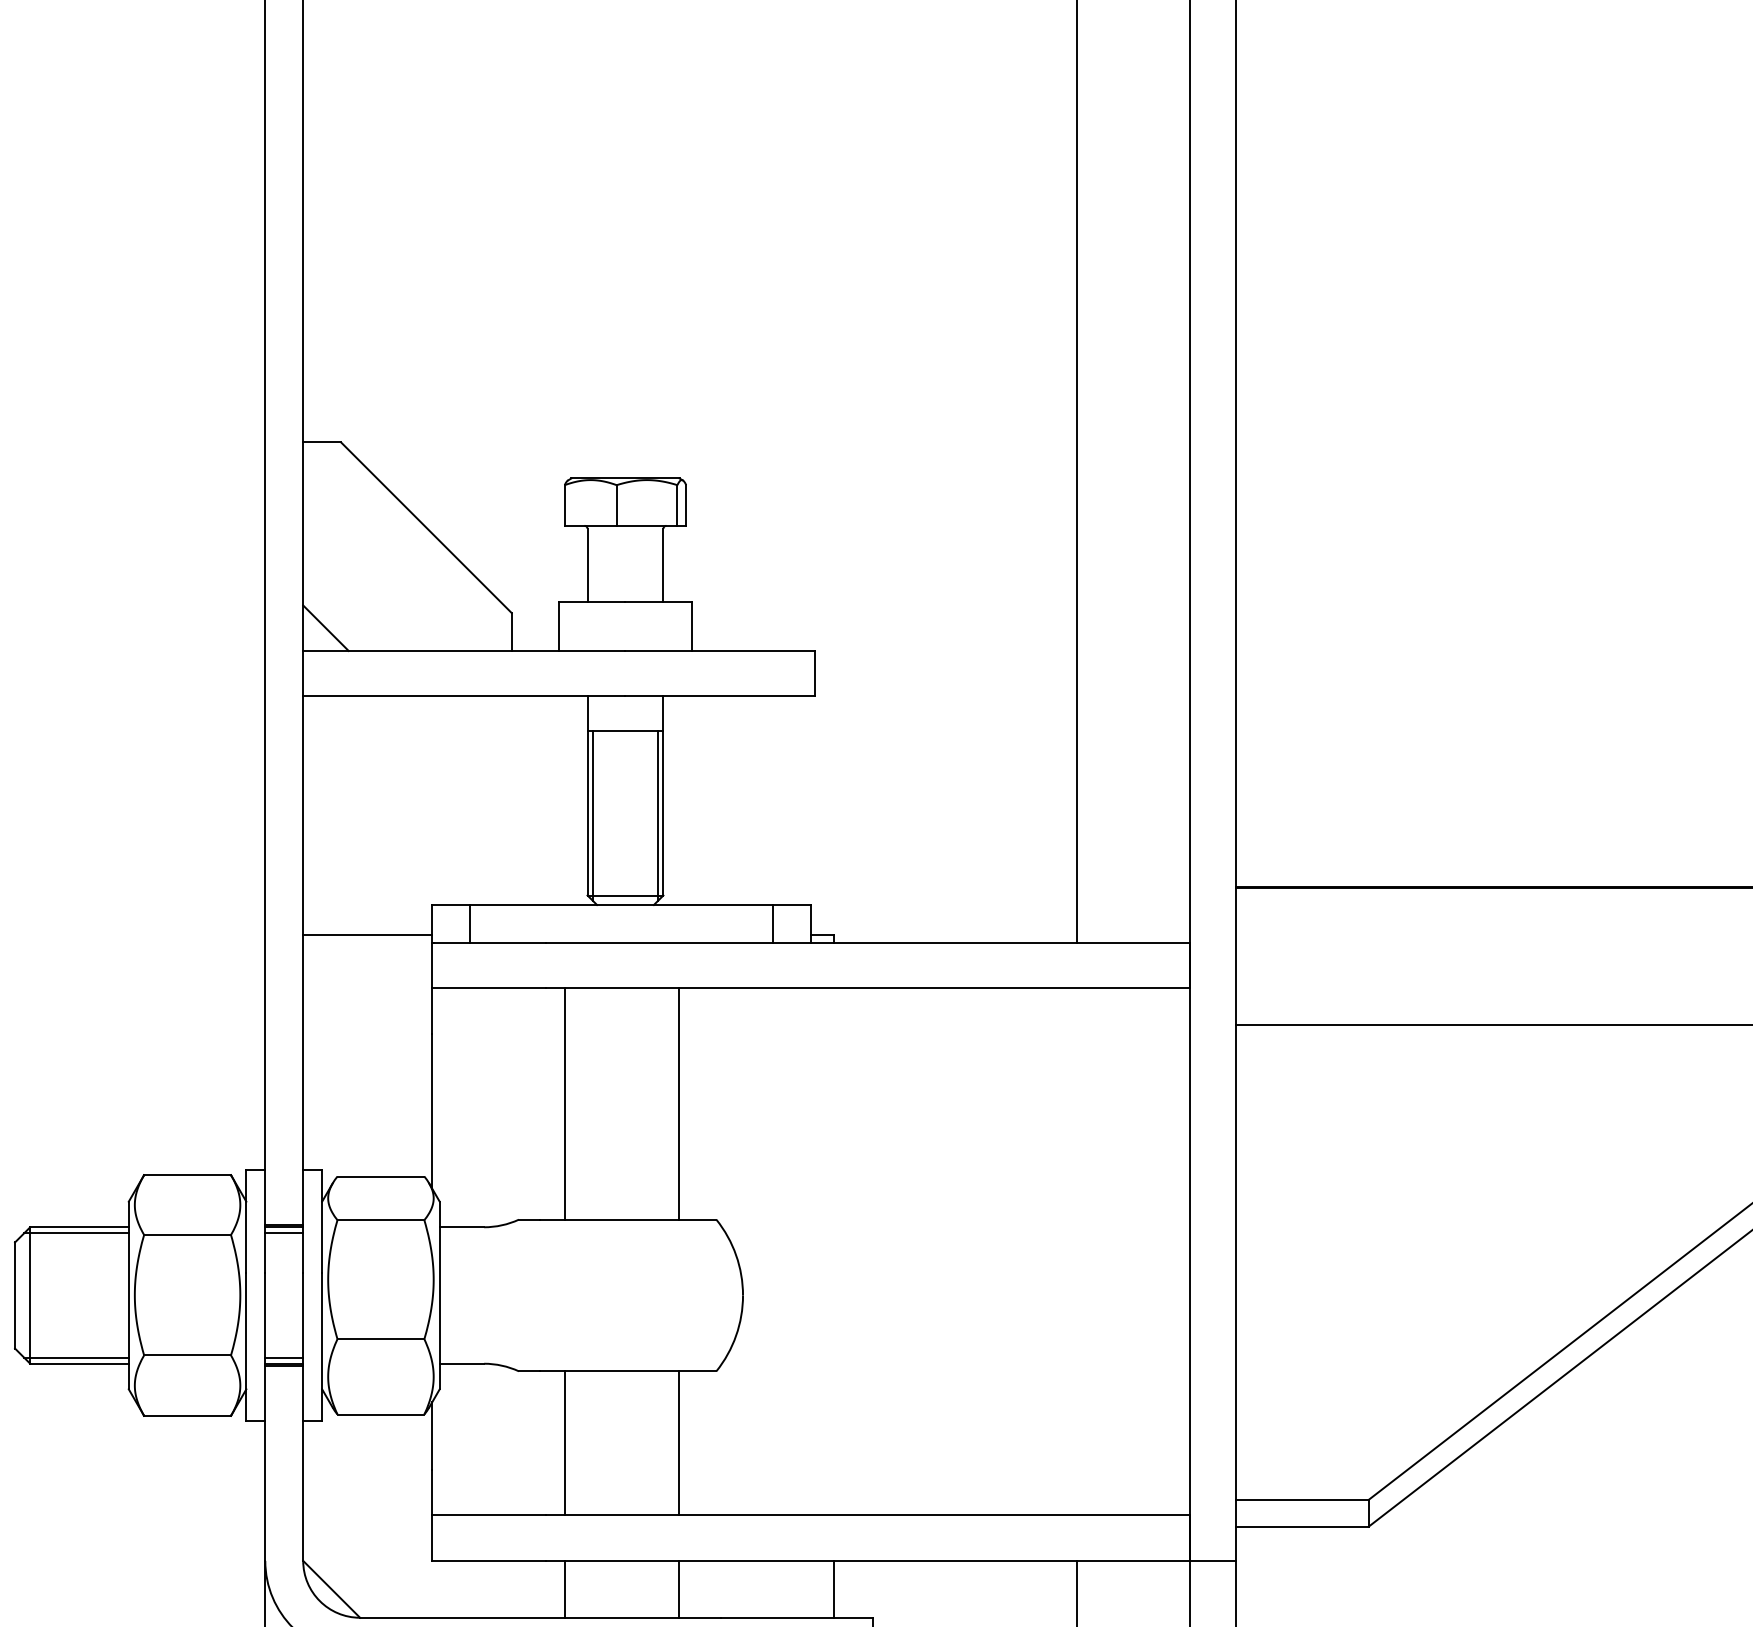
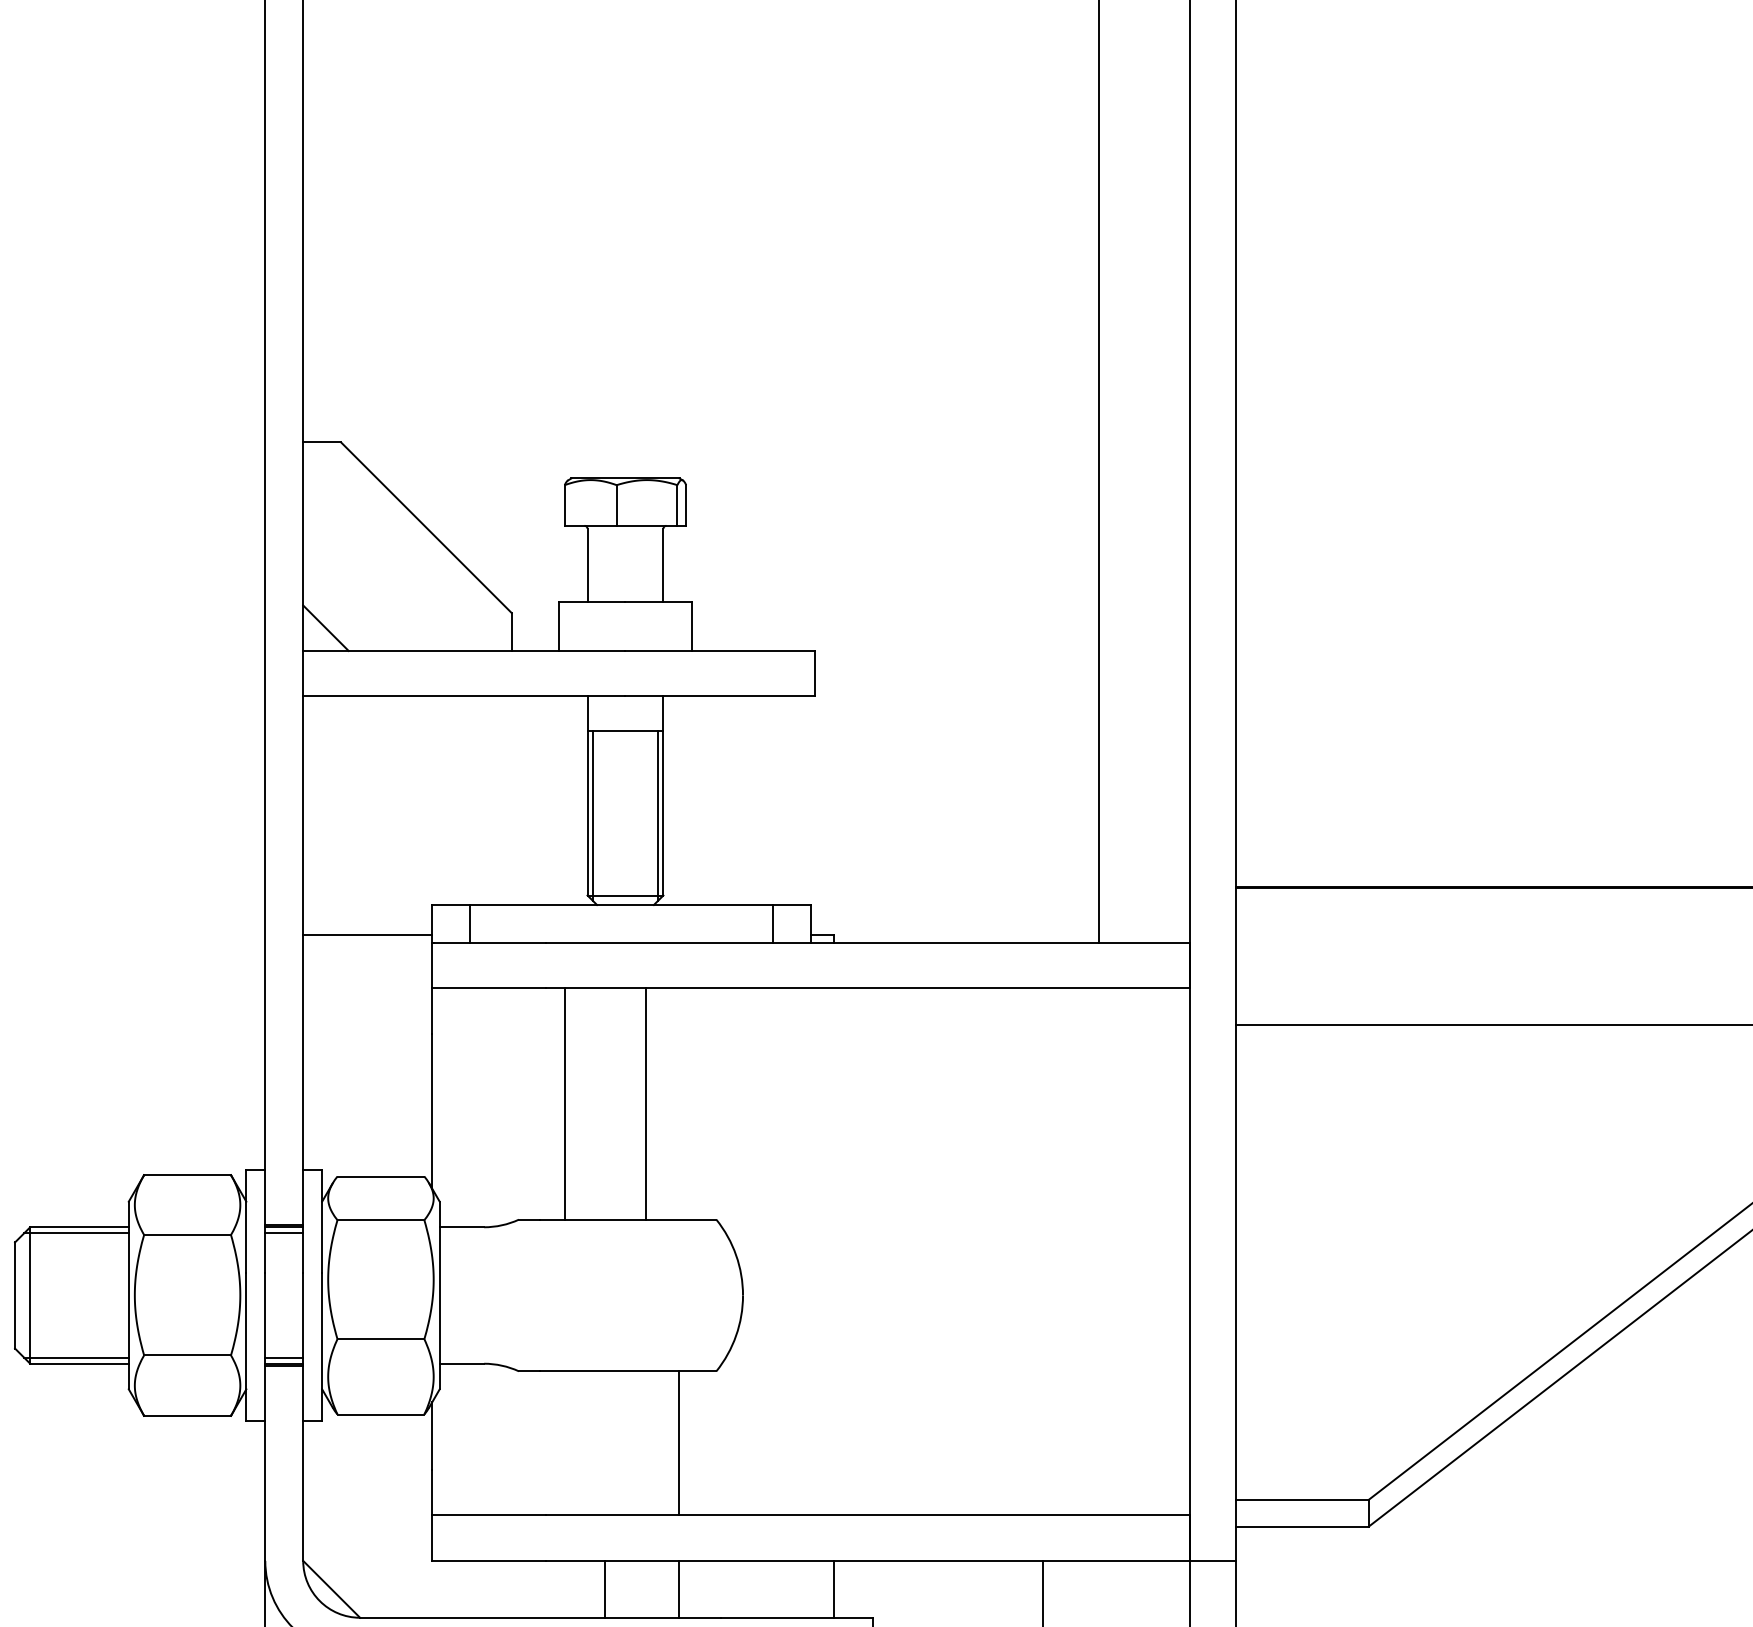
line position: (1076, 472) -> (1098, 472) (1098, 472)
line position: (678, 1103) -> (645, 1103) (645, 1103)
line: present -> none (564, 1443)
line position: (564, 1588) -> (604, 1588) (604, 1588)
line position: (1076, 1591) -> (1042, 1591) (1042, 1591)
